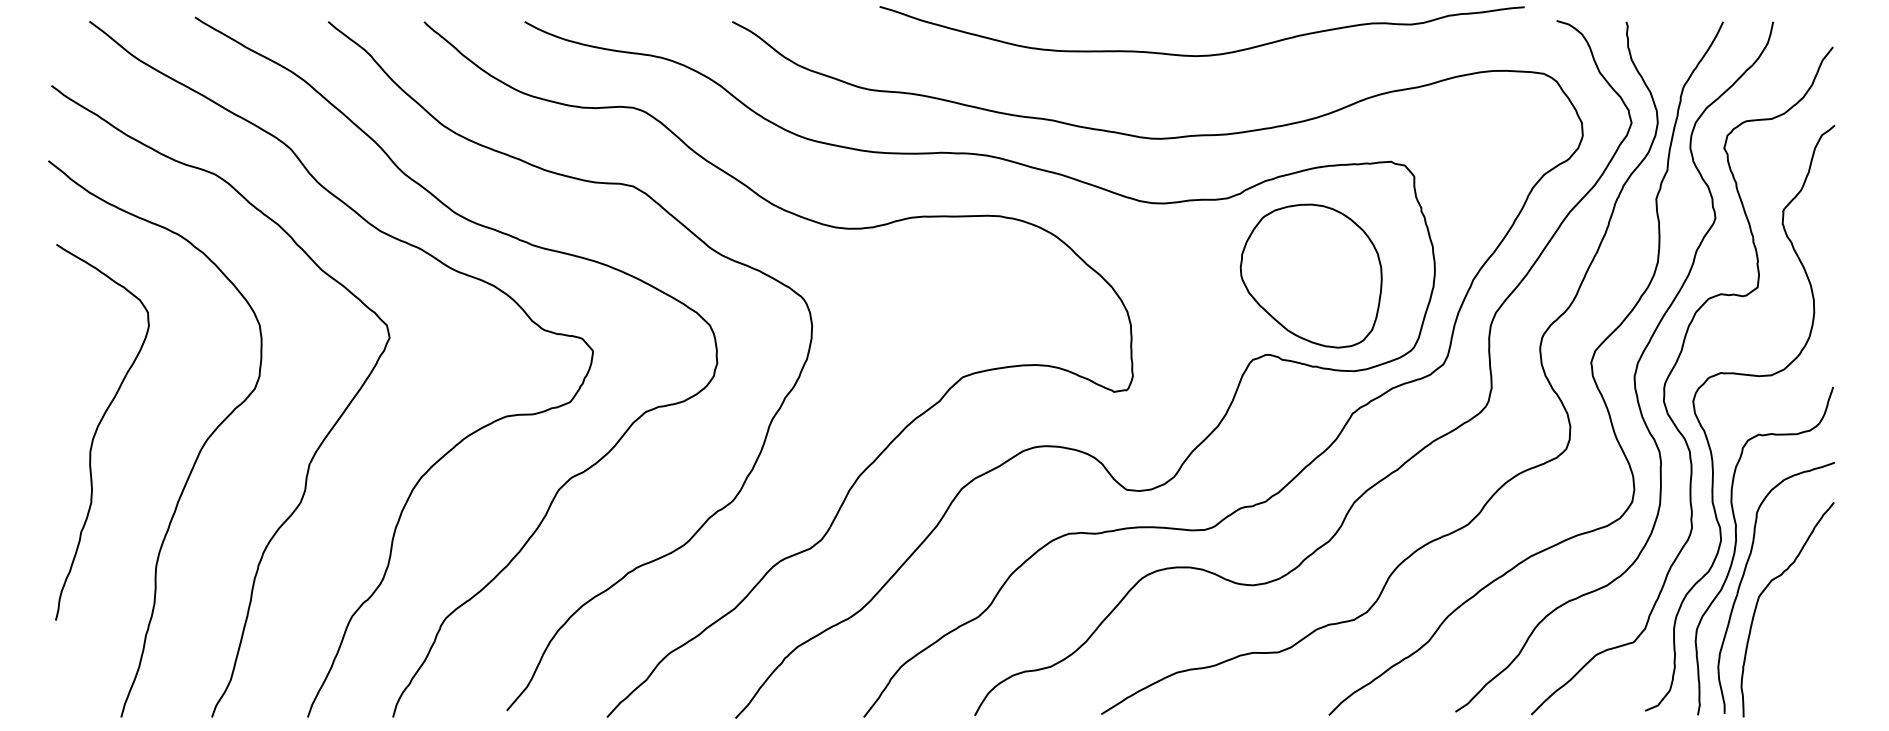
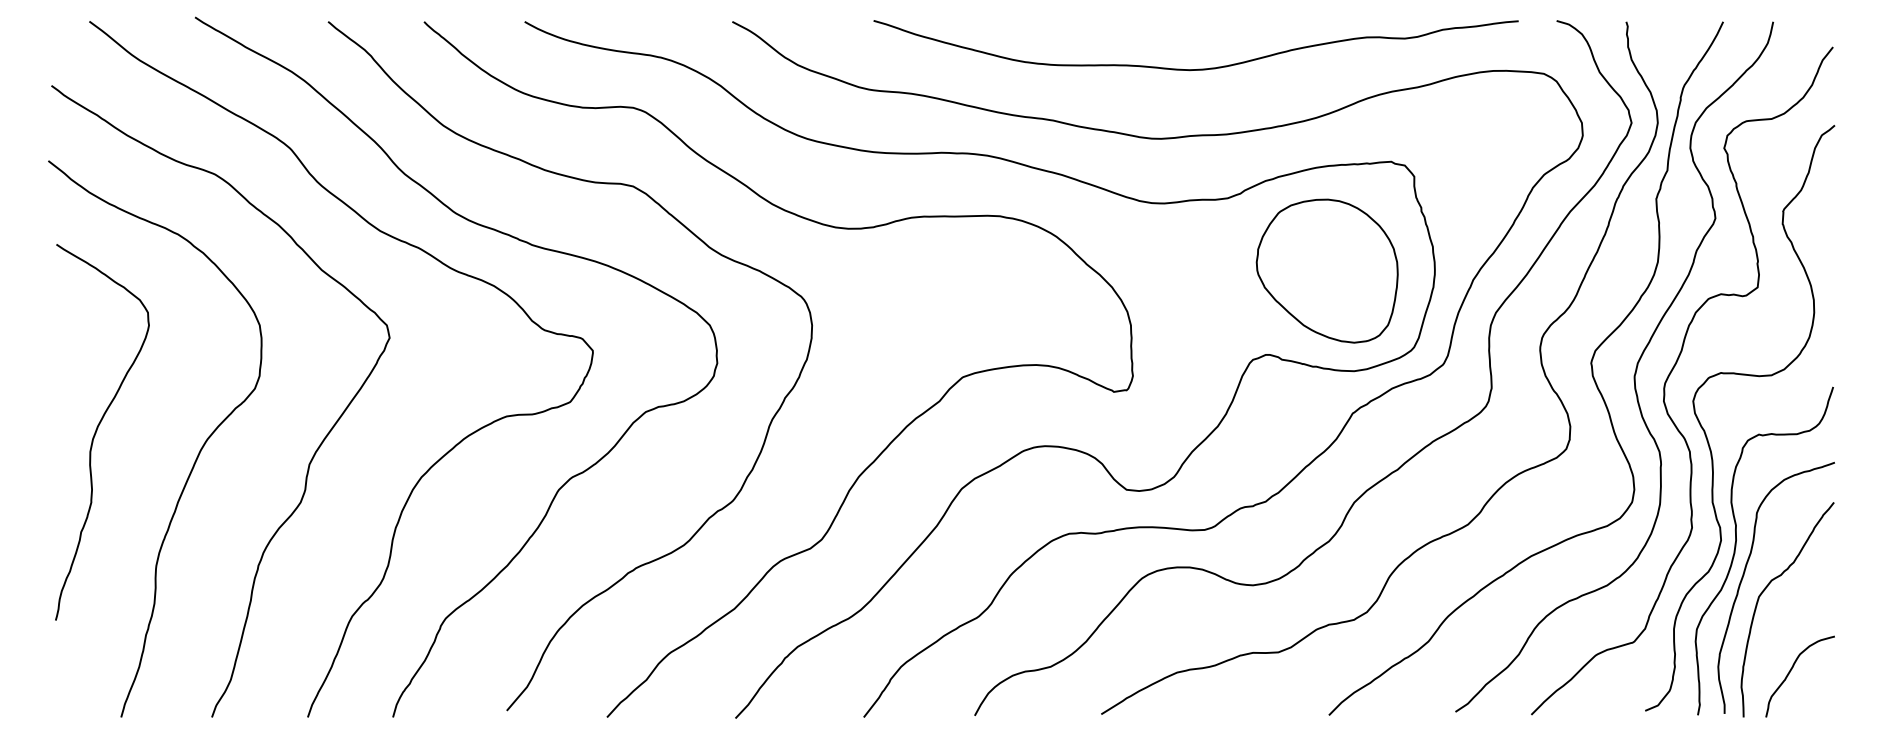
curve position: (1204, 54) -> (1198, 68) (1198, 68)
part position: (1310, 275) -> (1326, 270) (1326, 270)
curve: none -> present (1790, 672)
